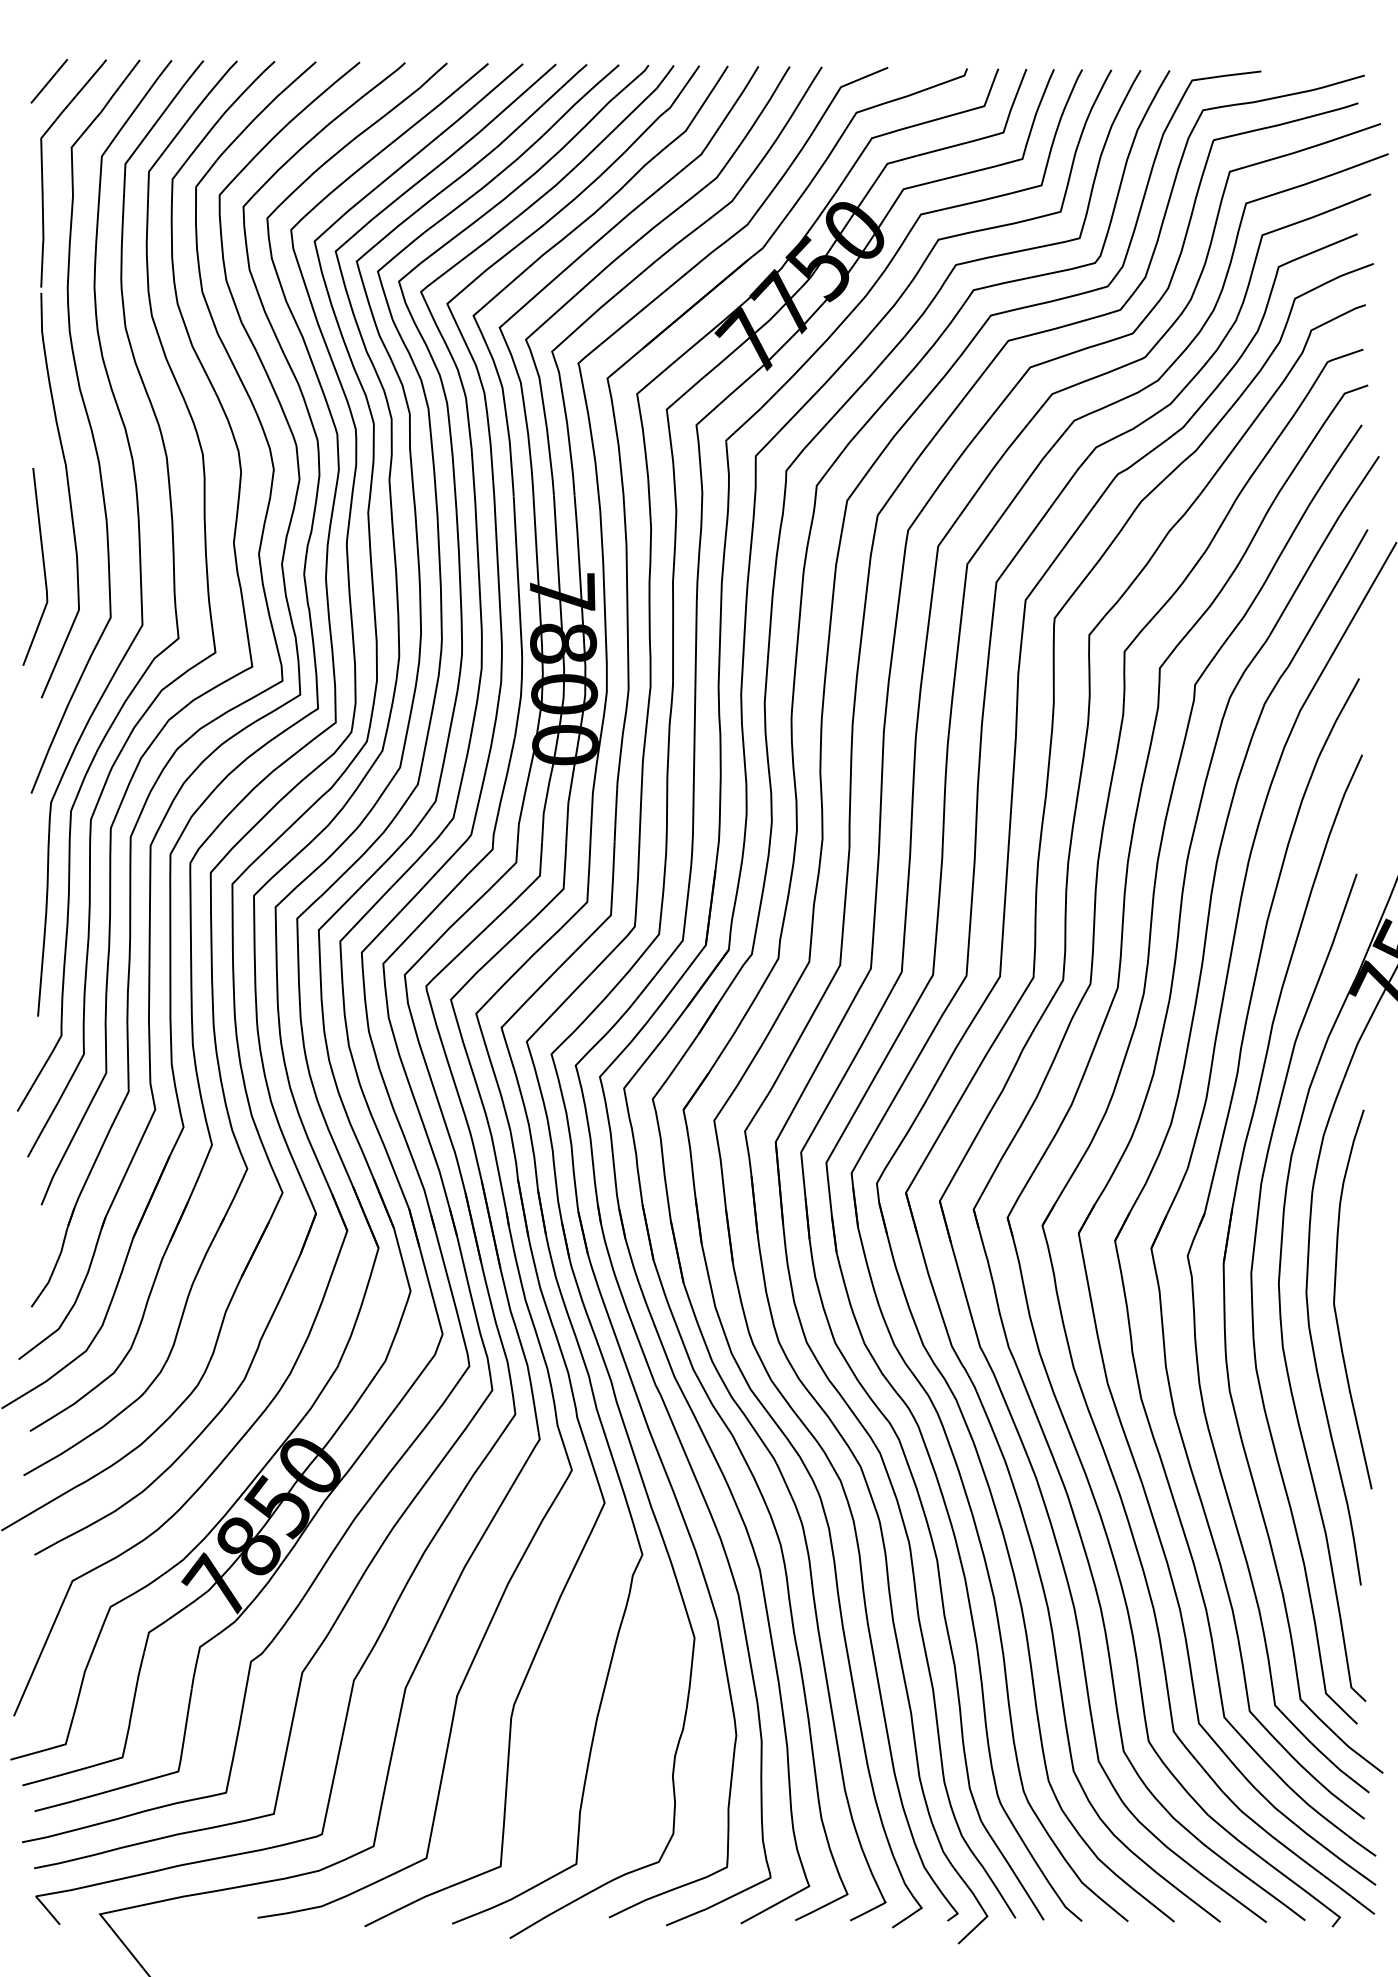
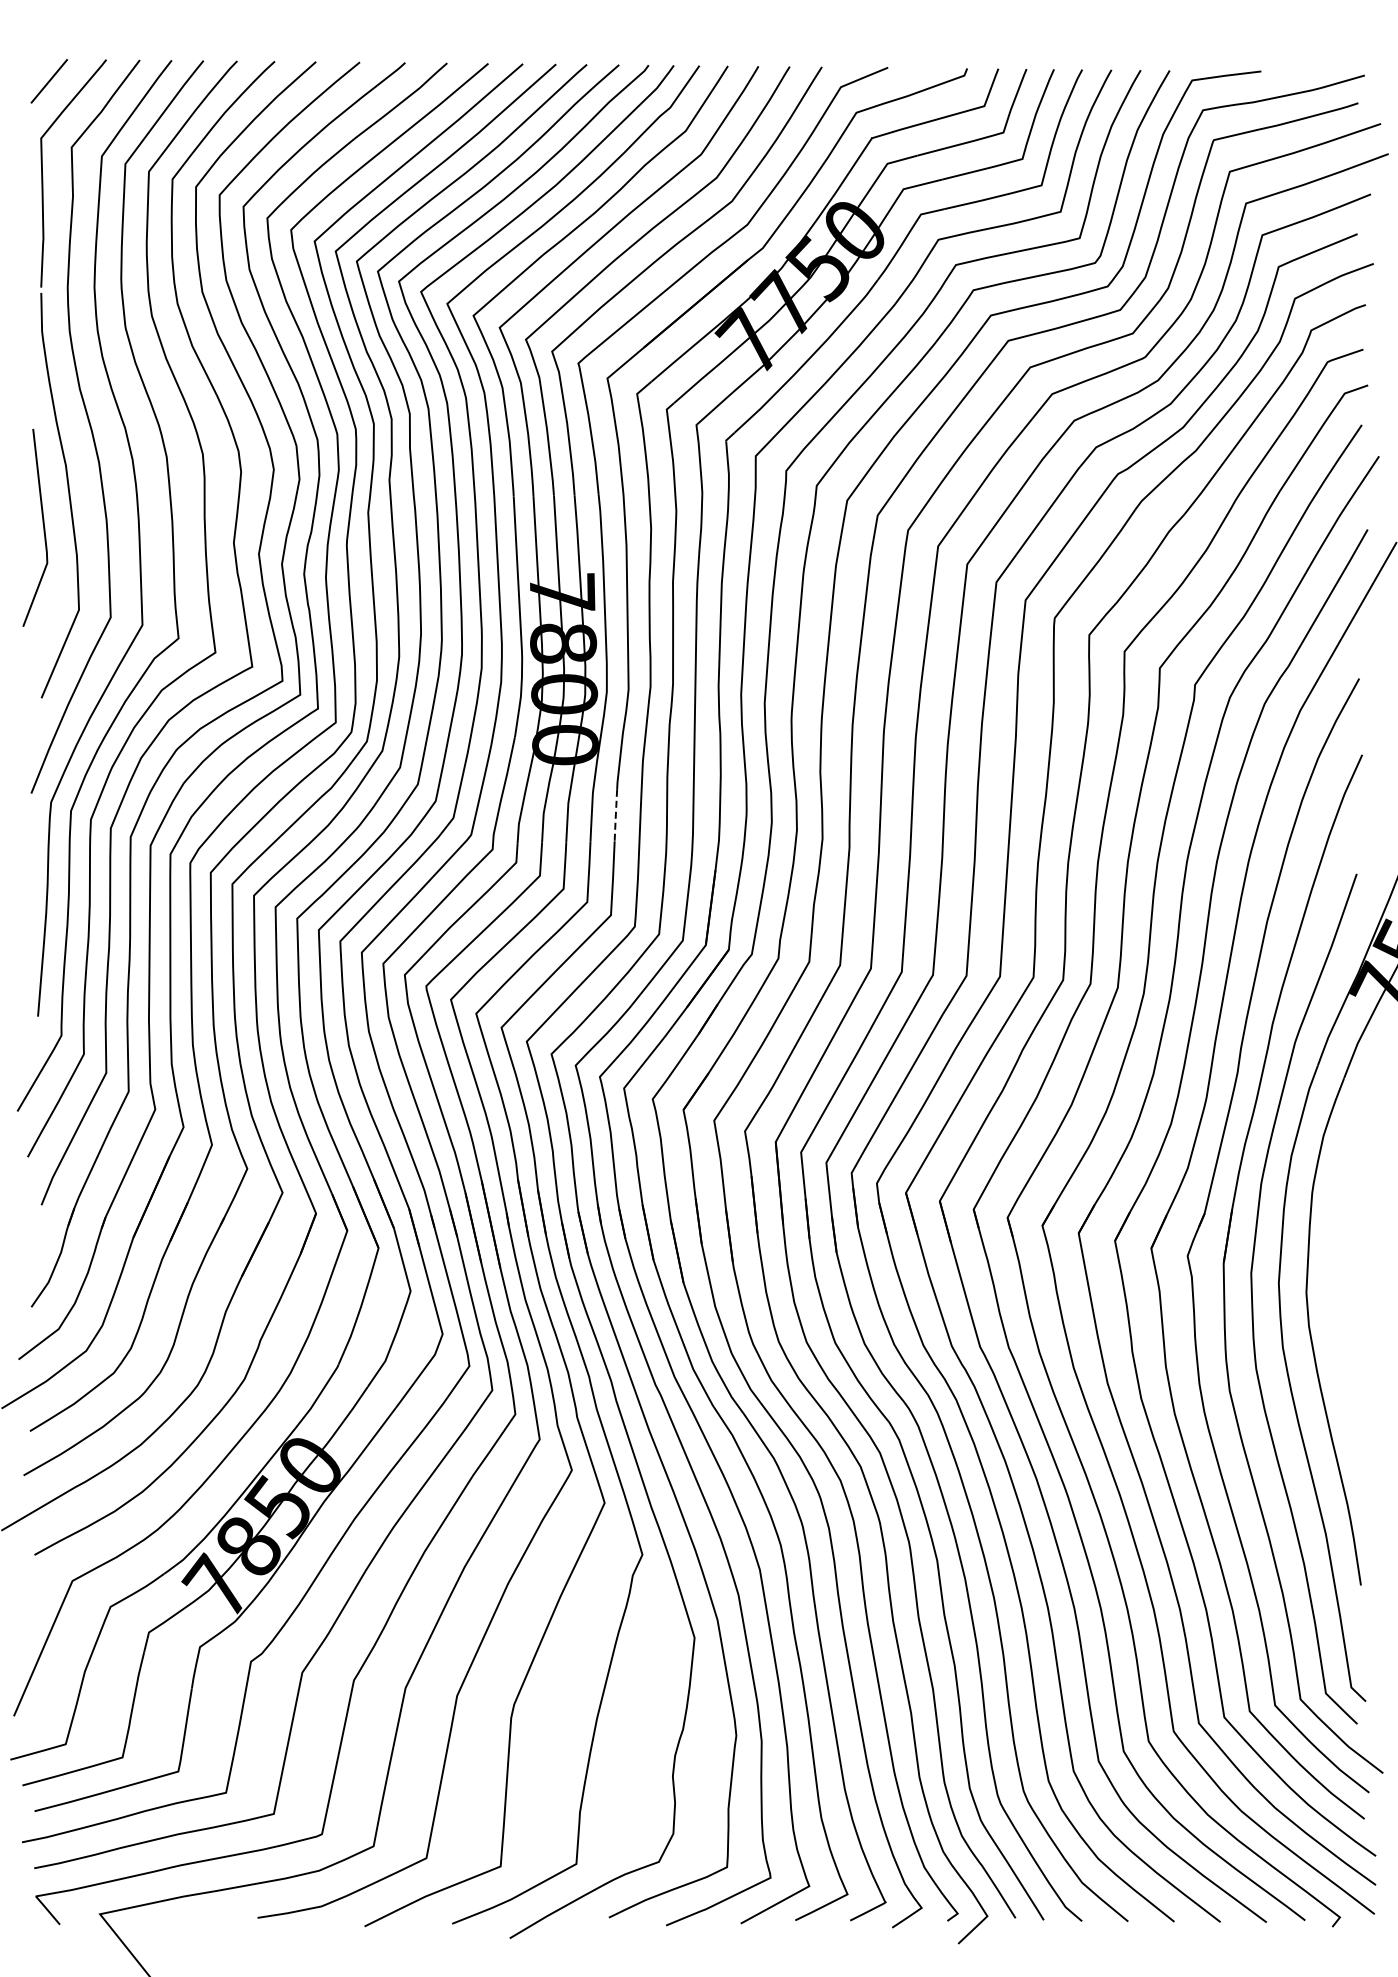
line position: (43, 566) -> (43, 527) (43, 527)
line: solid -> dashed (615, 815)
curve: present -> none (1335, 1299)
